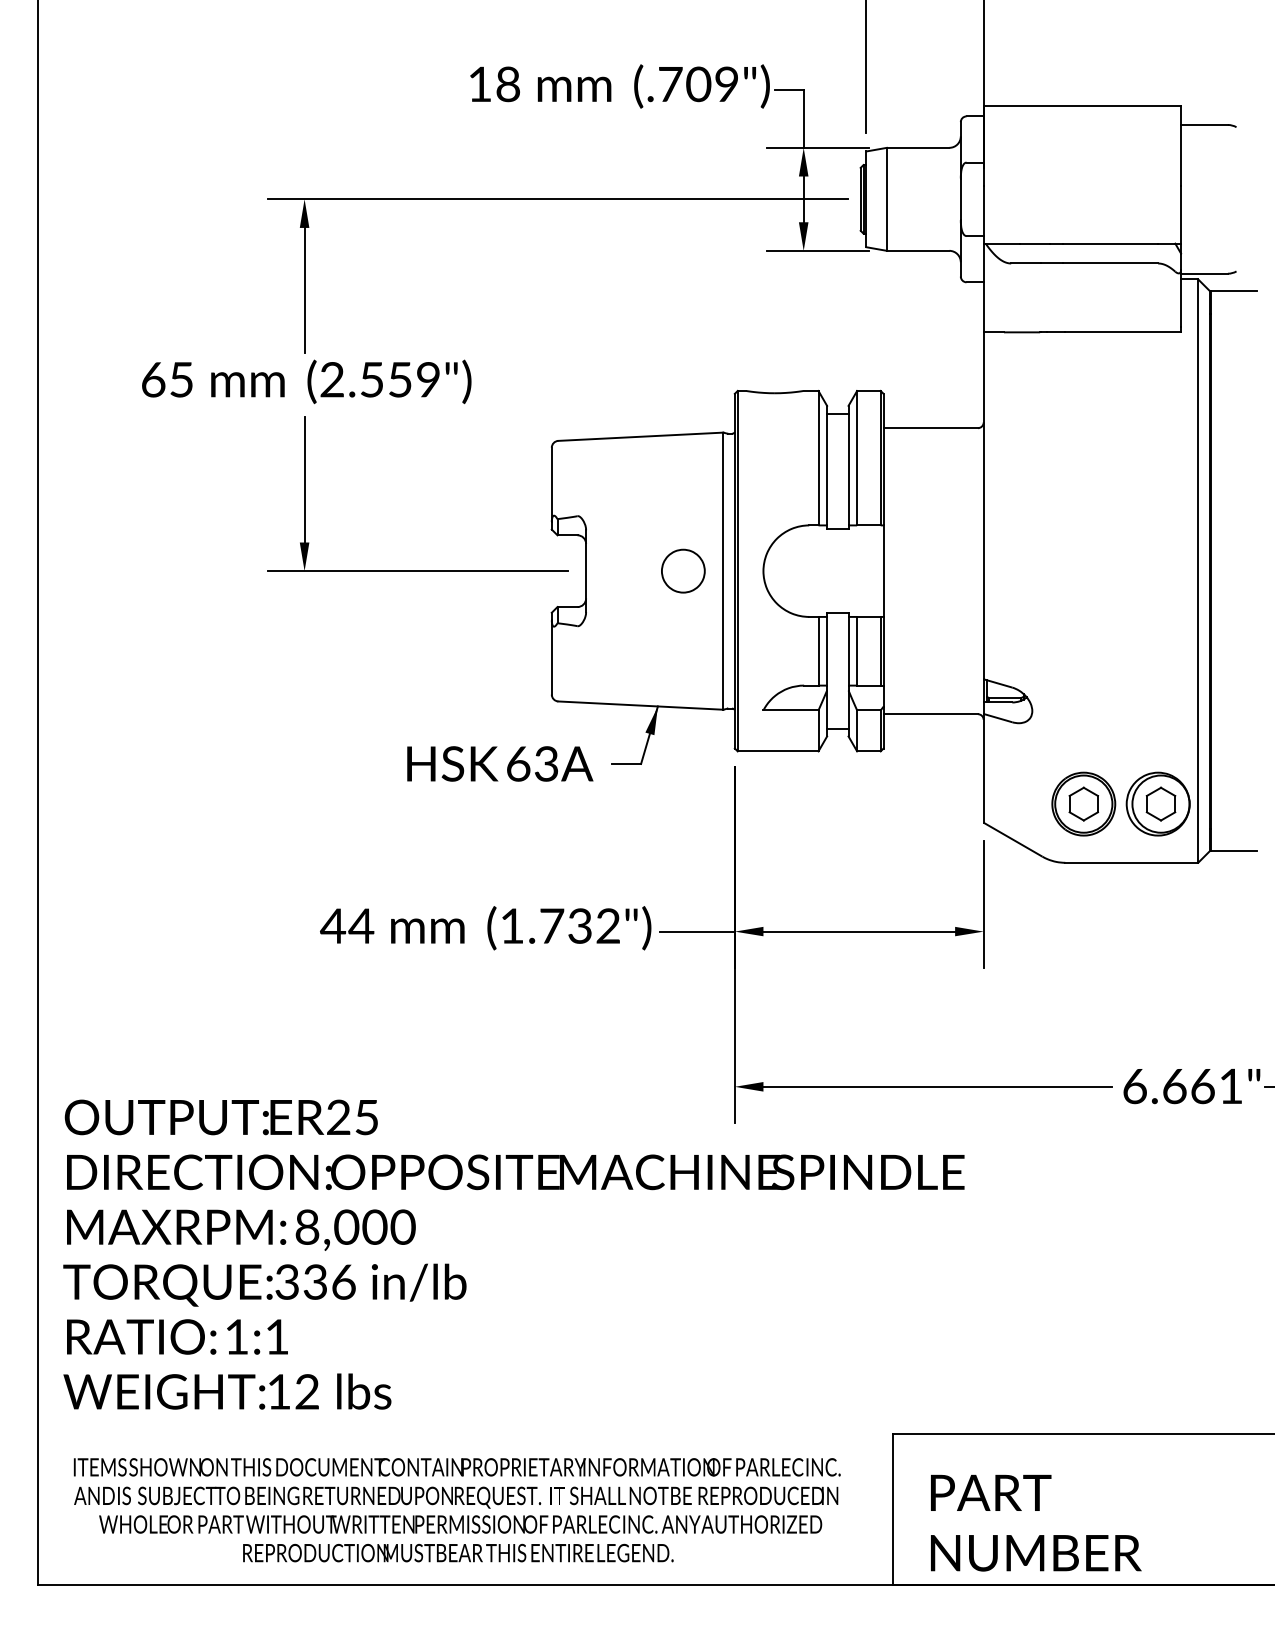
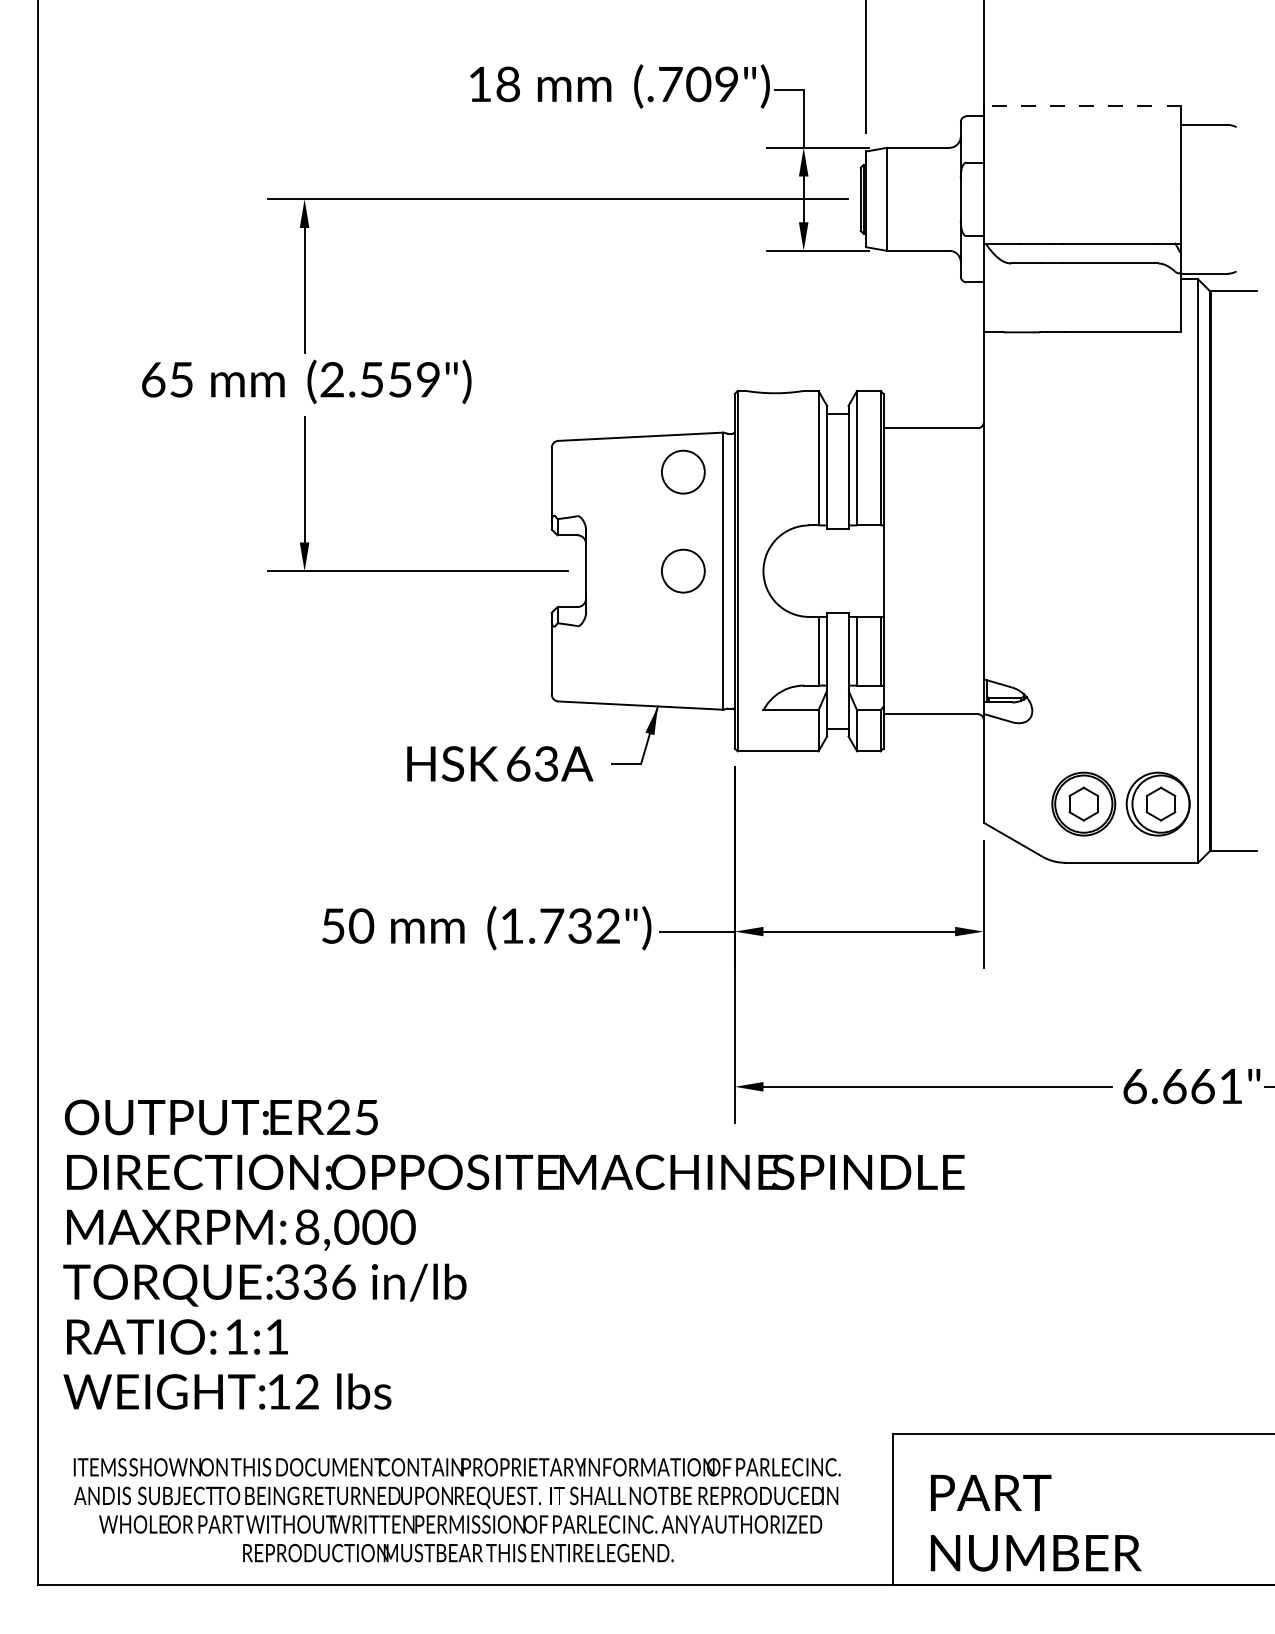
line: solid -> dashed (1082, 106)
part: none -> present (683, 471)
text: 44 -> 50 (347, 925)
